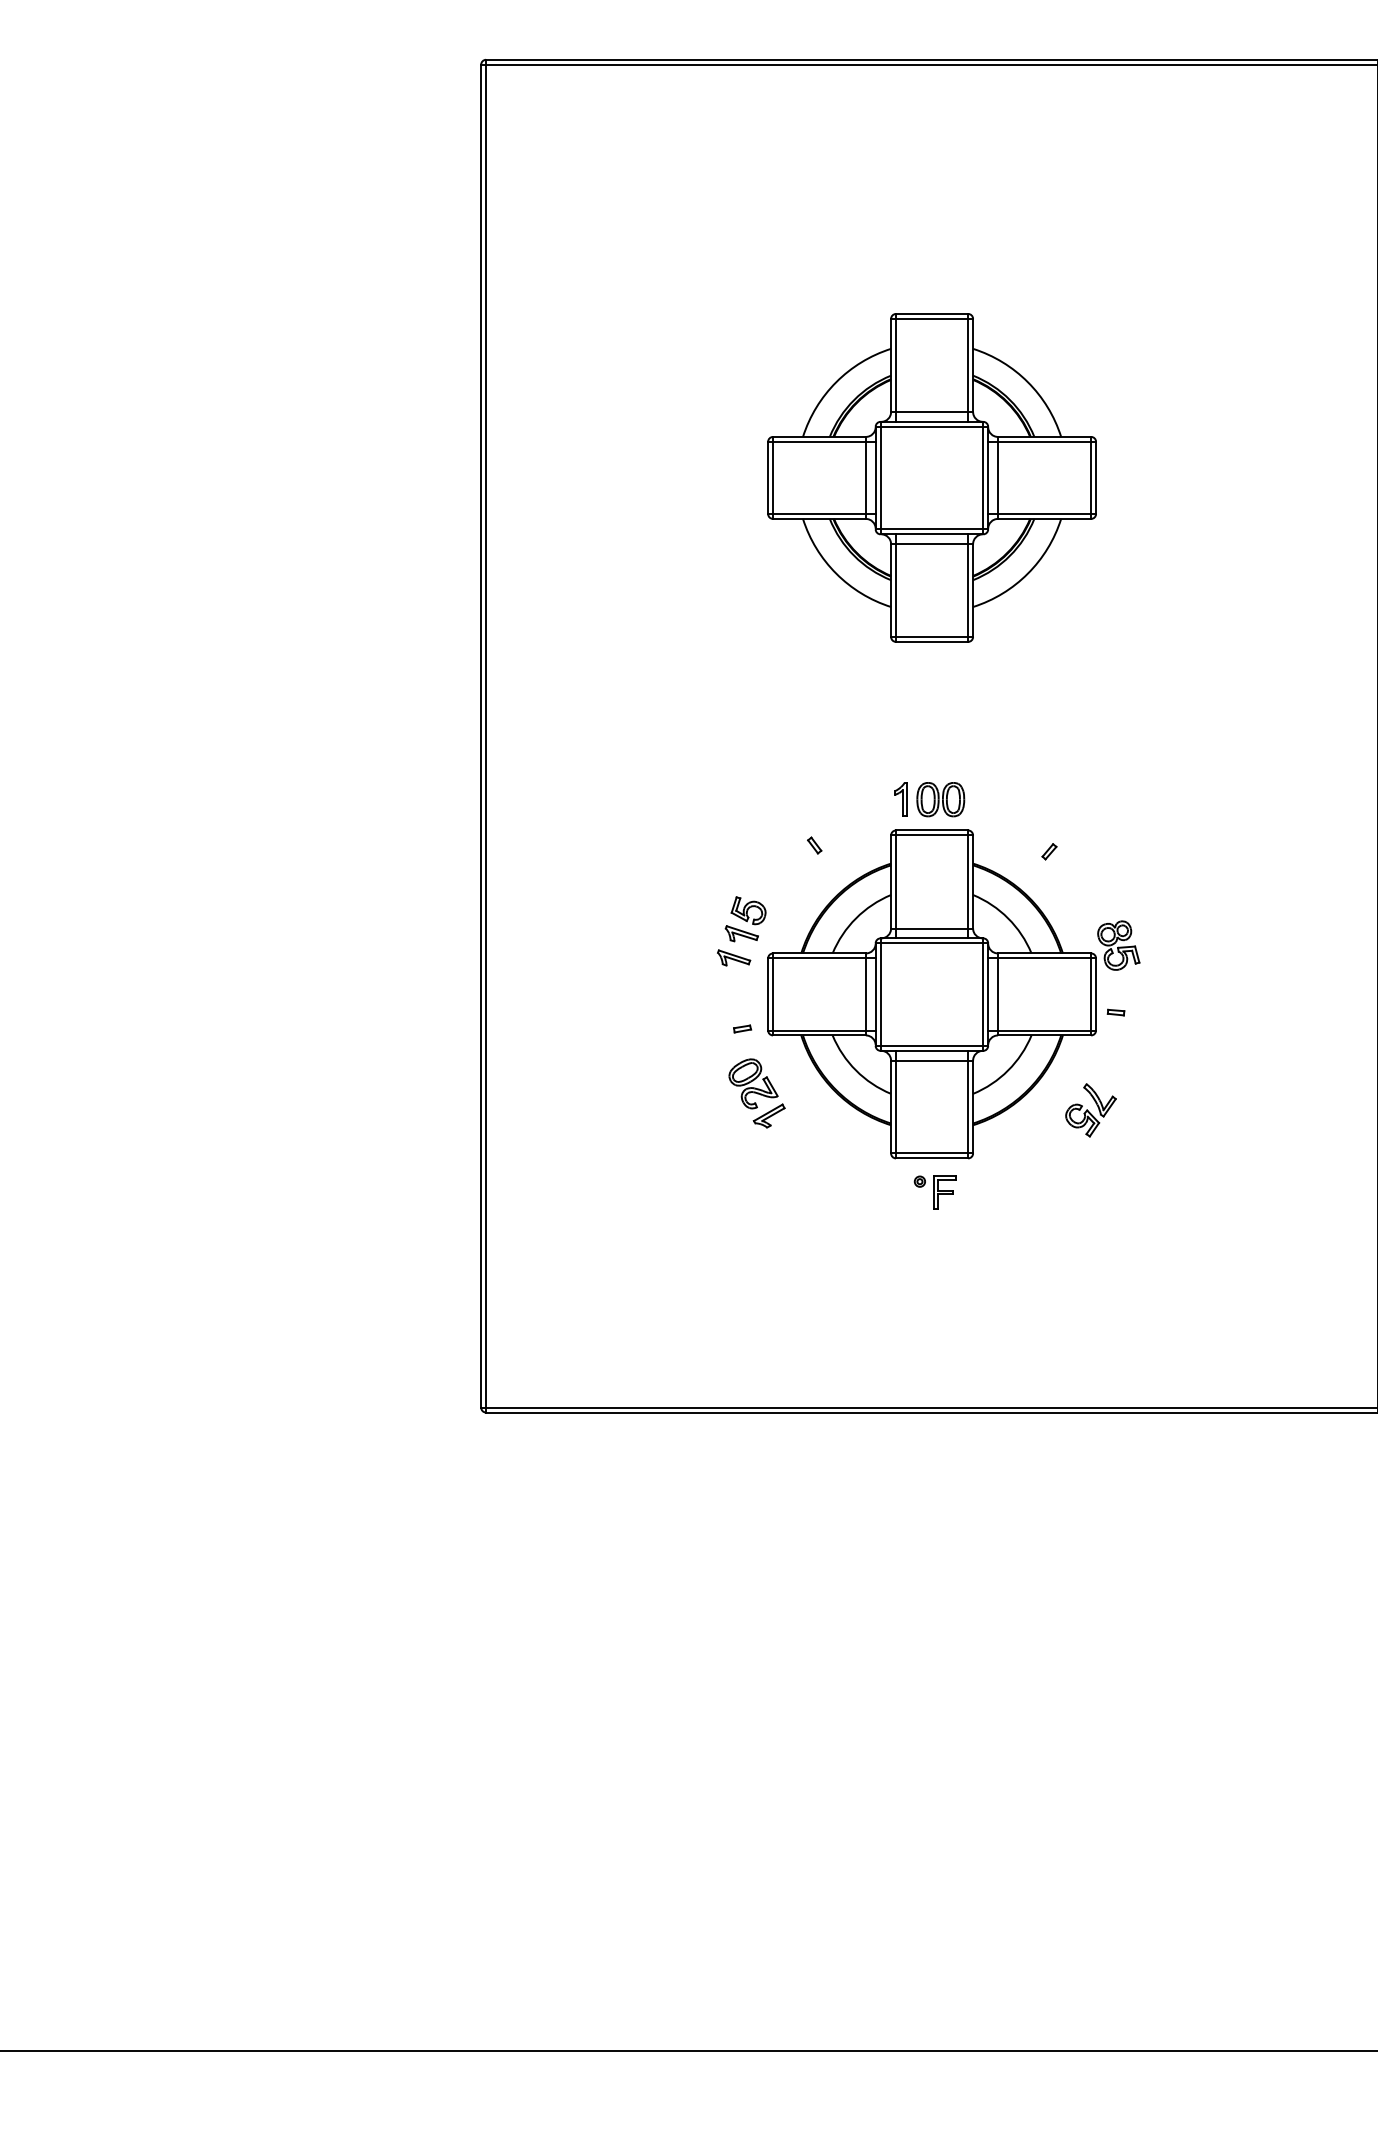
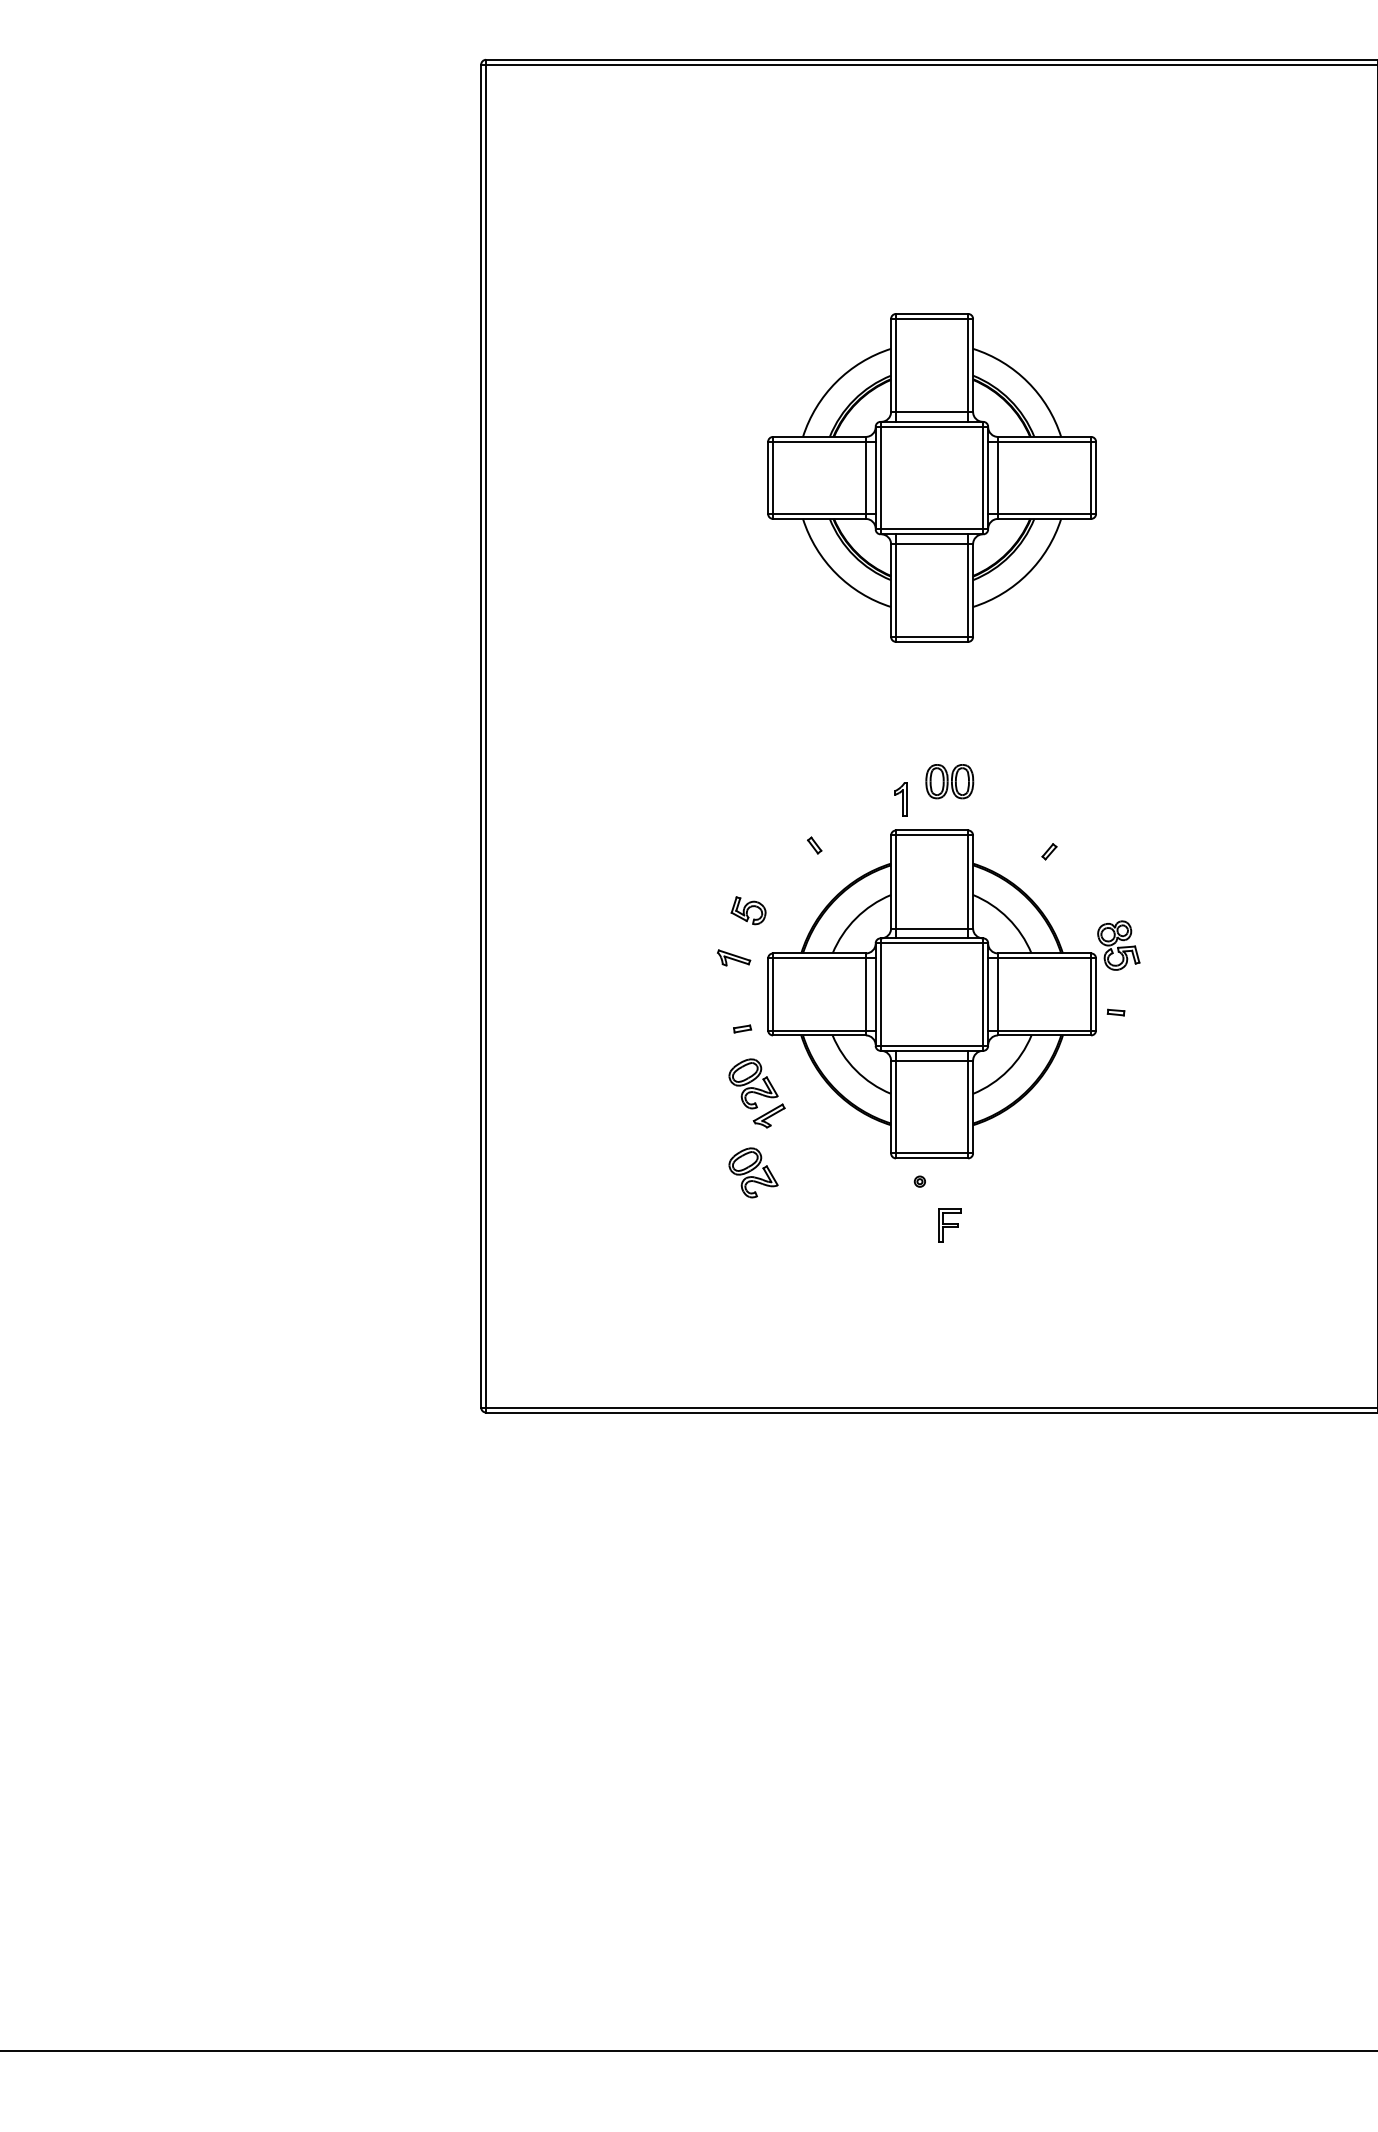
part position: (940, 799) -> (949, 781) (949, 781)
part: present -> none (741, 933)
part: present -> none (1090, 1110)
part: none -> present (753, 1172)
part position: (944, 1192) -> (949, 1225) (949, 1225)
